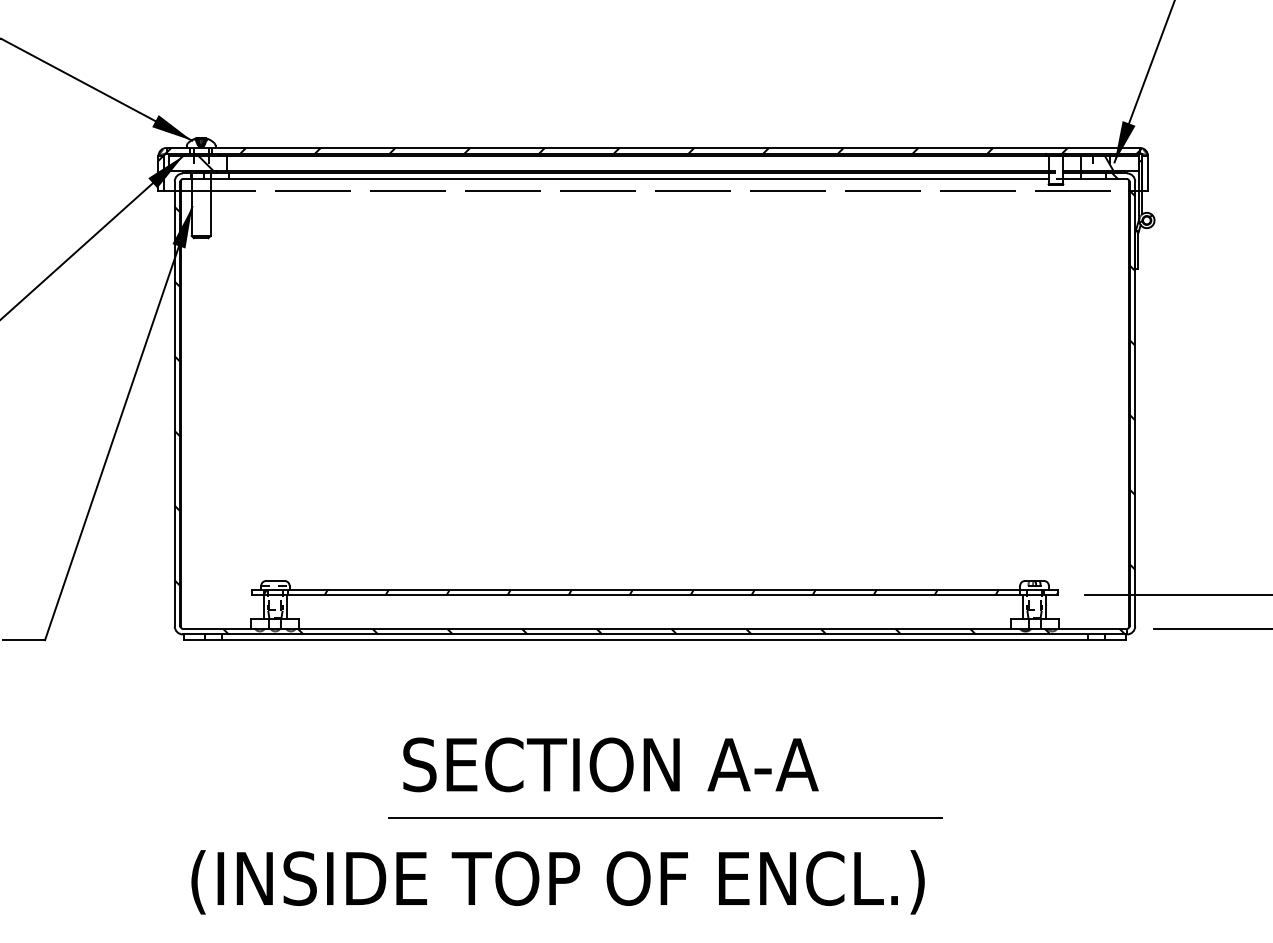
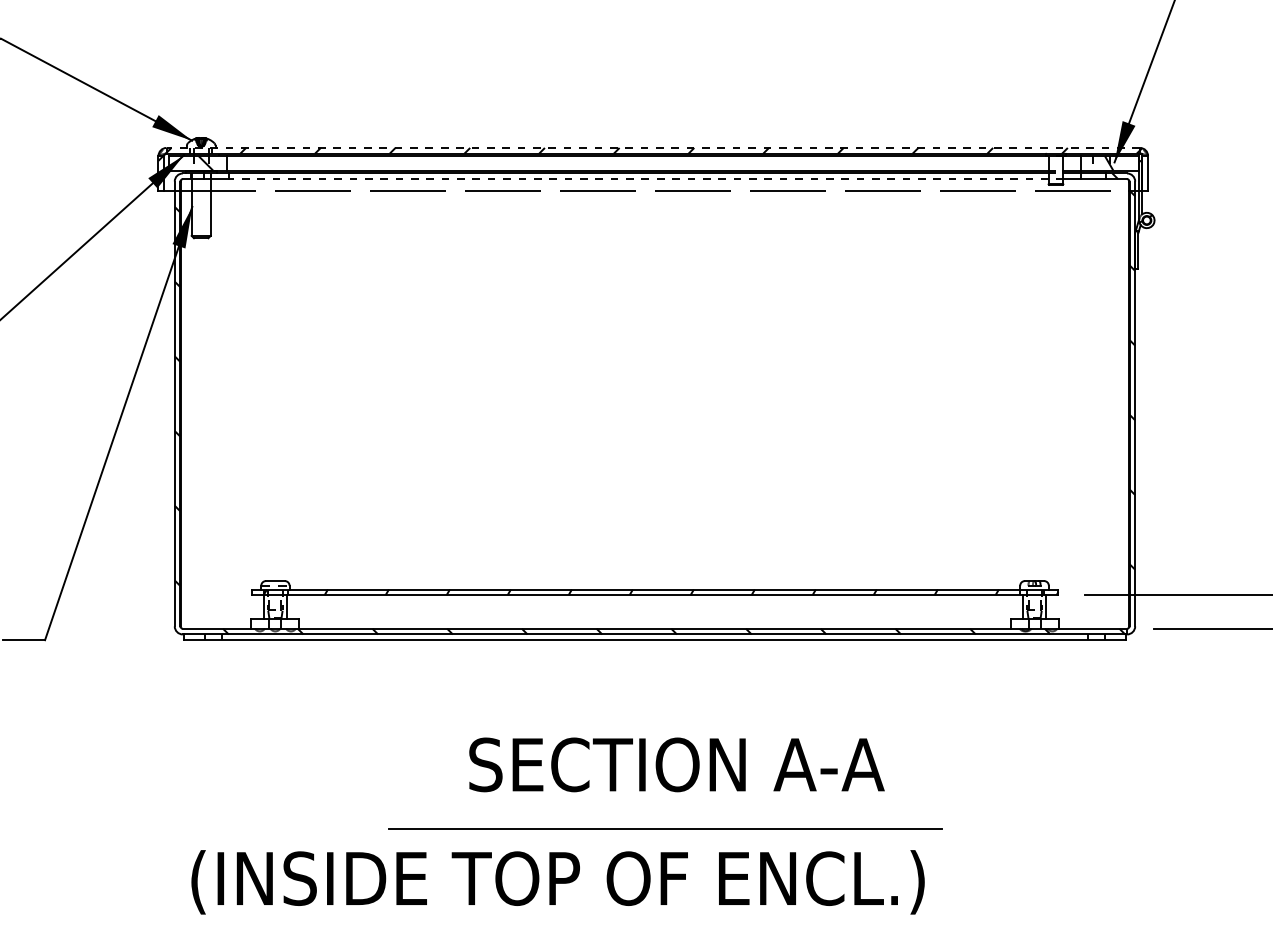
line: solid -> dashed (653, 147)
line: solid -> dashed (638, 179)
text position: (610, 764) -> (676, 764) (676, 764)
line position: (665, 817) -> (665, 828) (665, 828)
